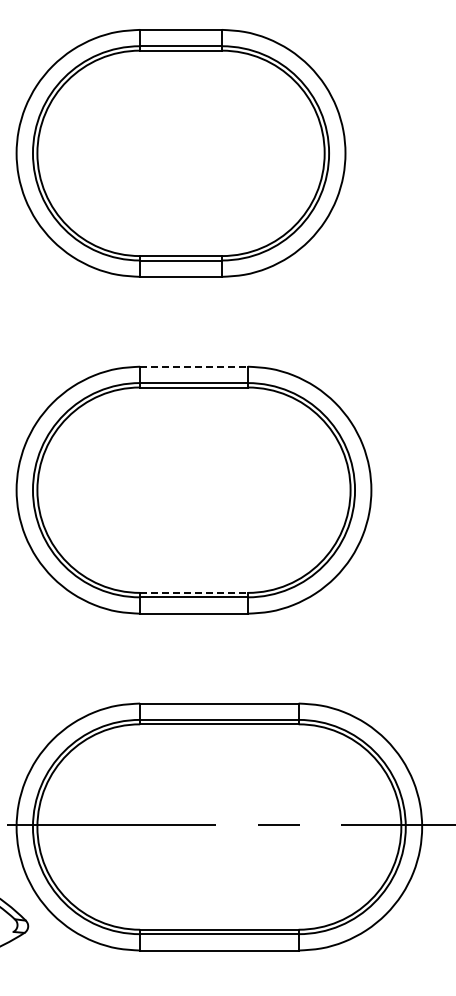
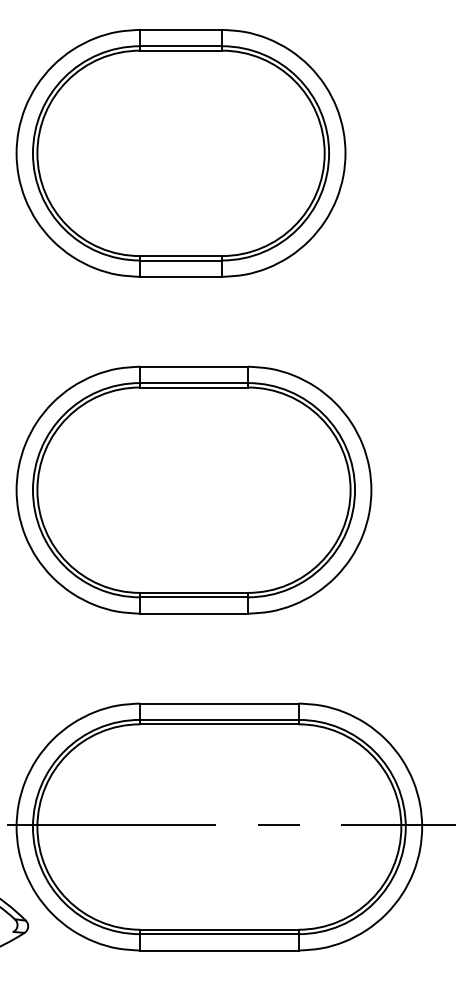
line: dashed -> solid (194, 366)
line: dashed -> solid (194, 592)
